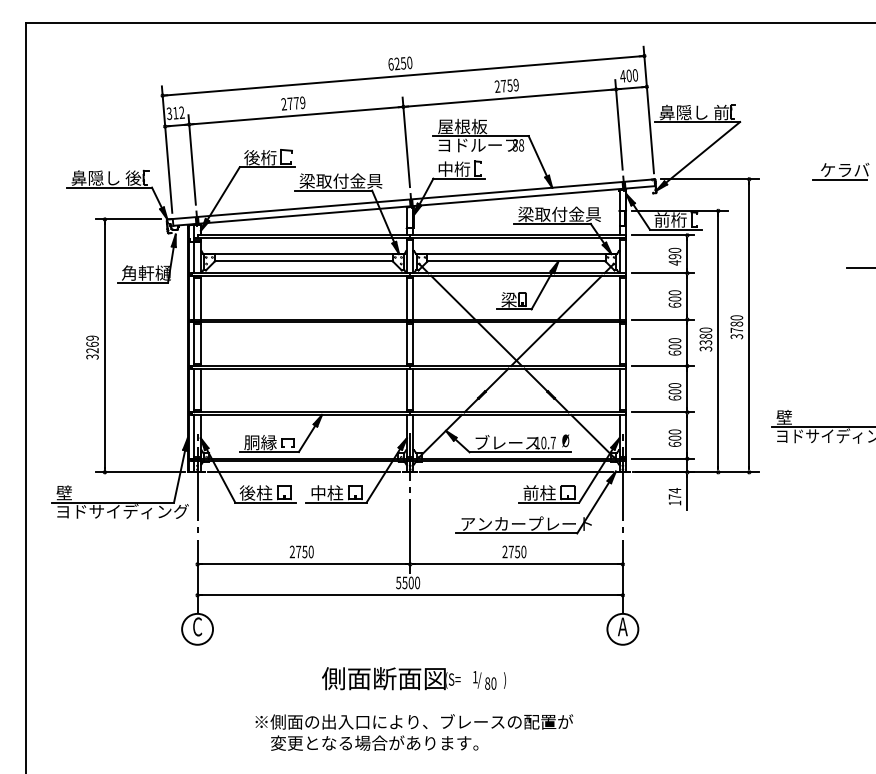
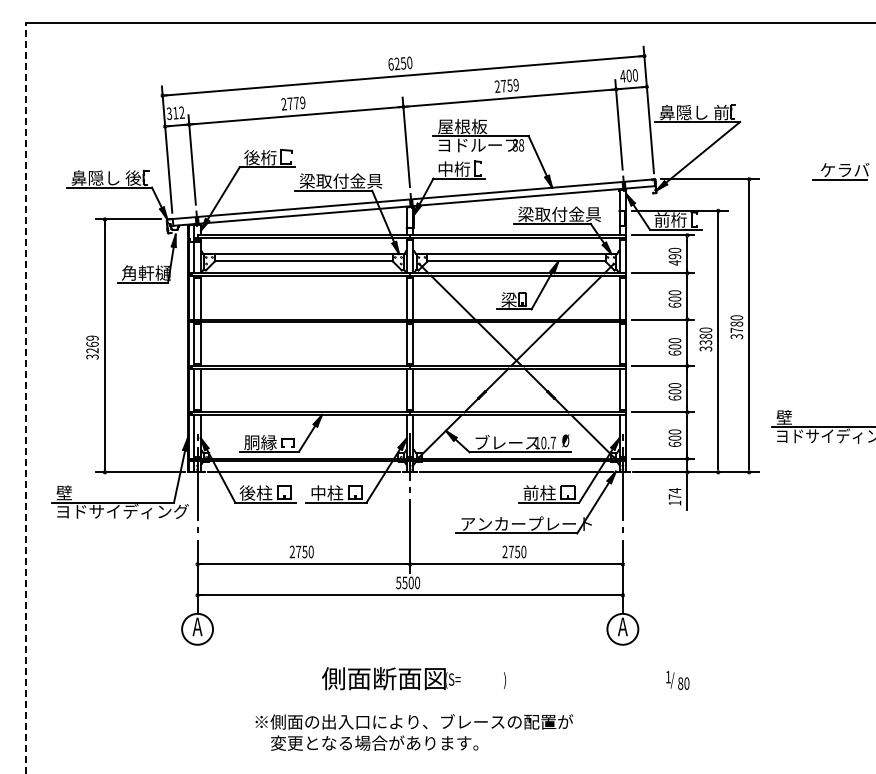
line: present -> none (859, 268)
line: solid -> dashed (26, 397)
text: C -> A (197, 626)
text position: (484, 680) -> (677, 680) (677, 680)
